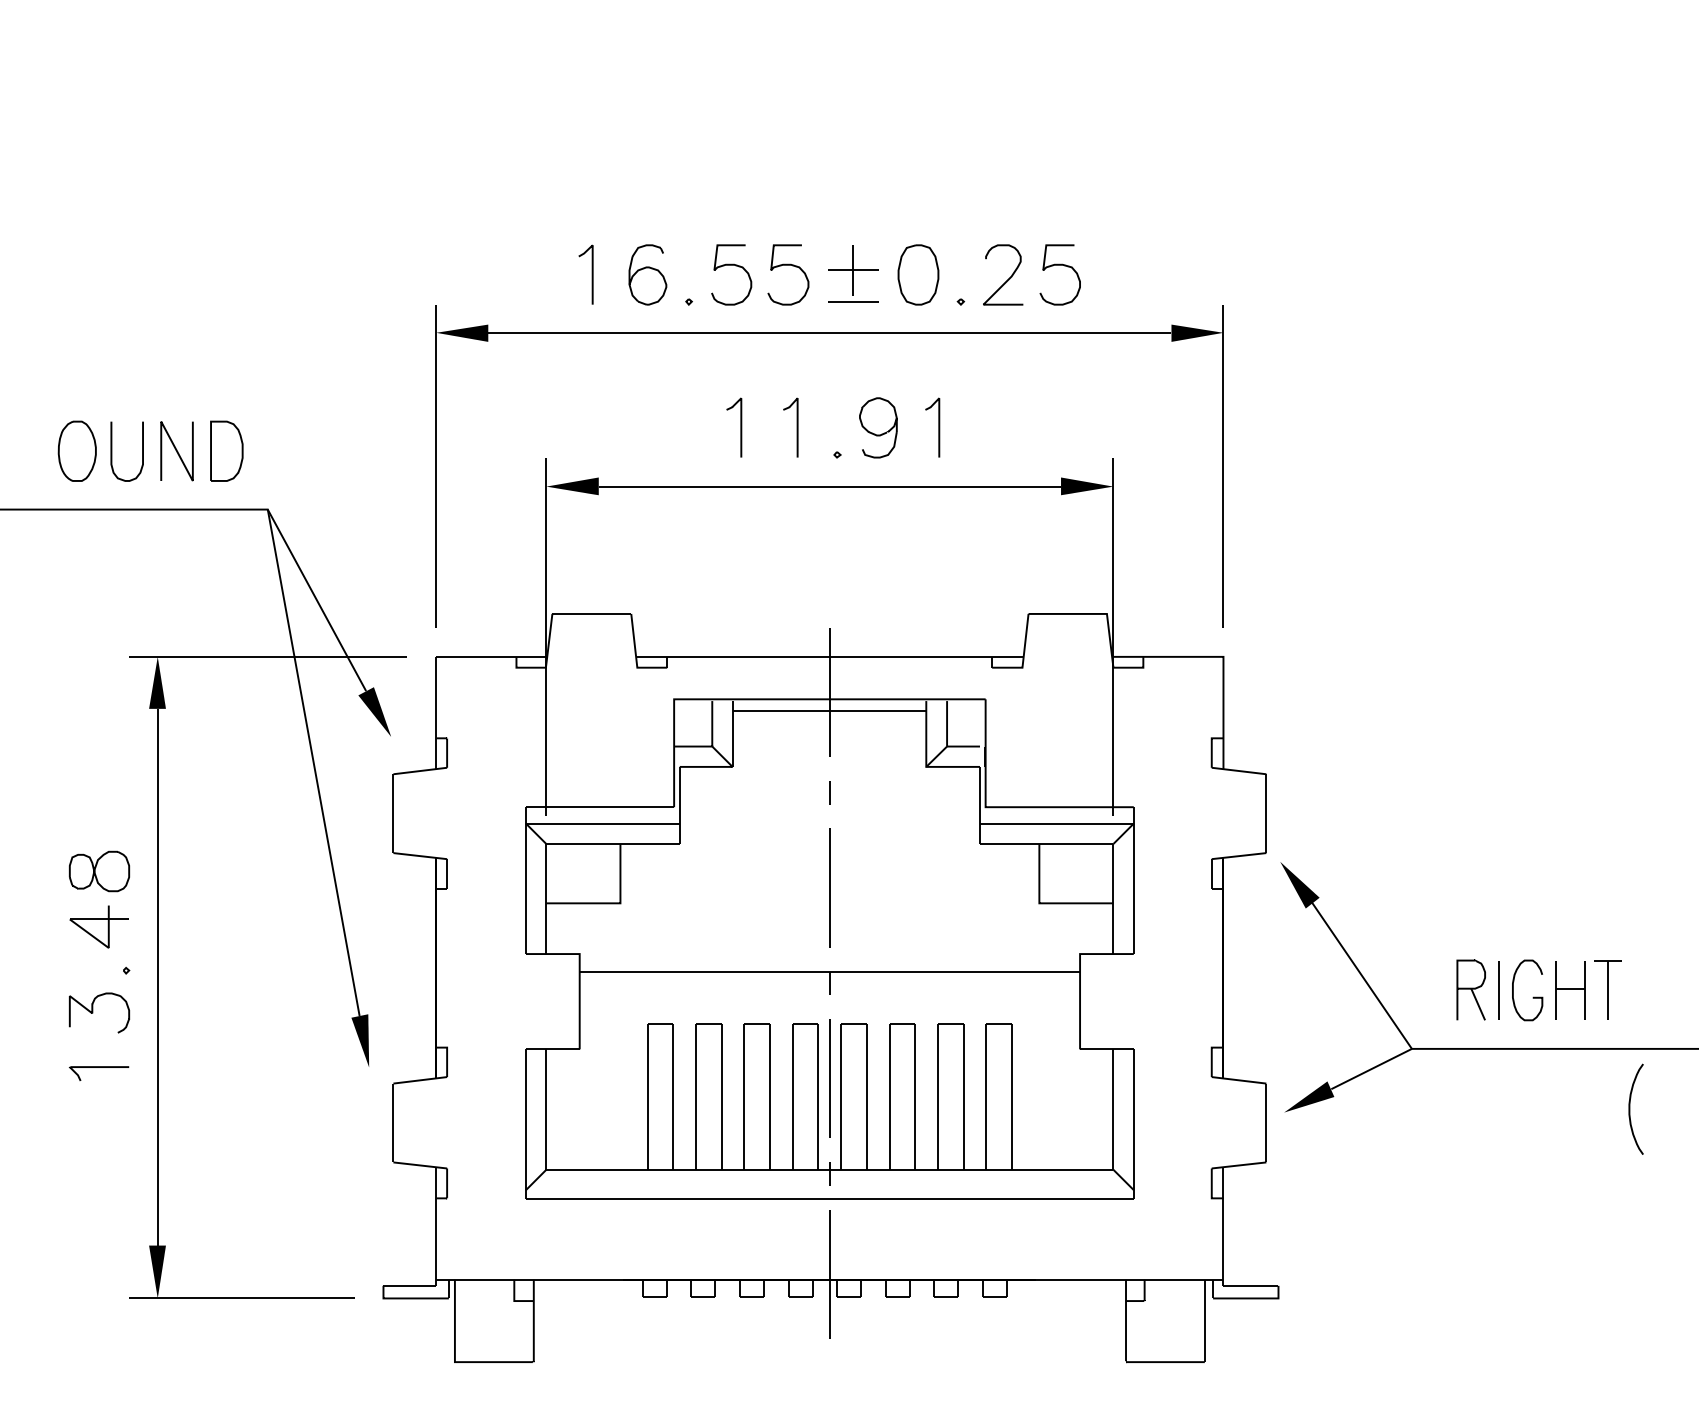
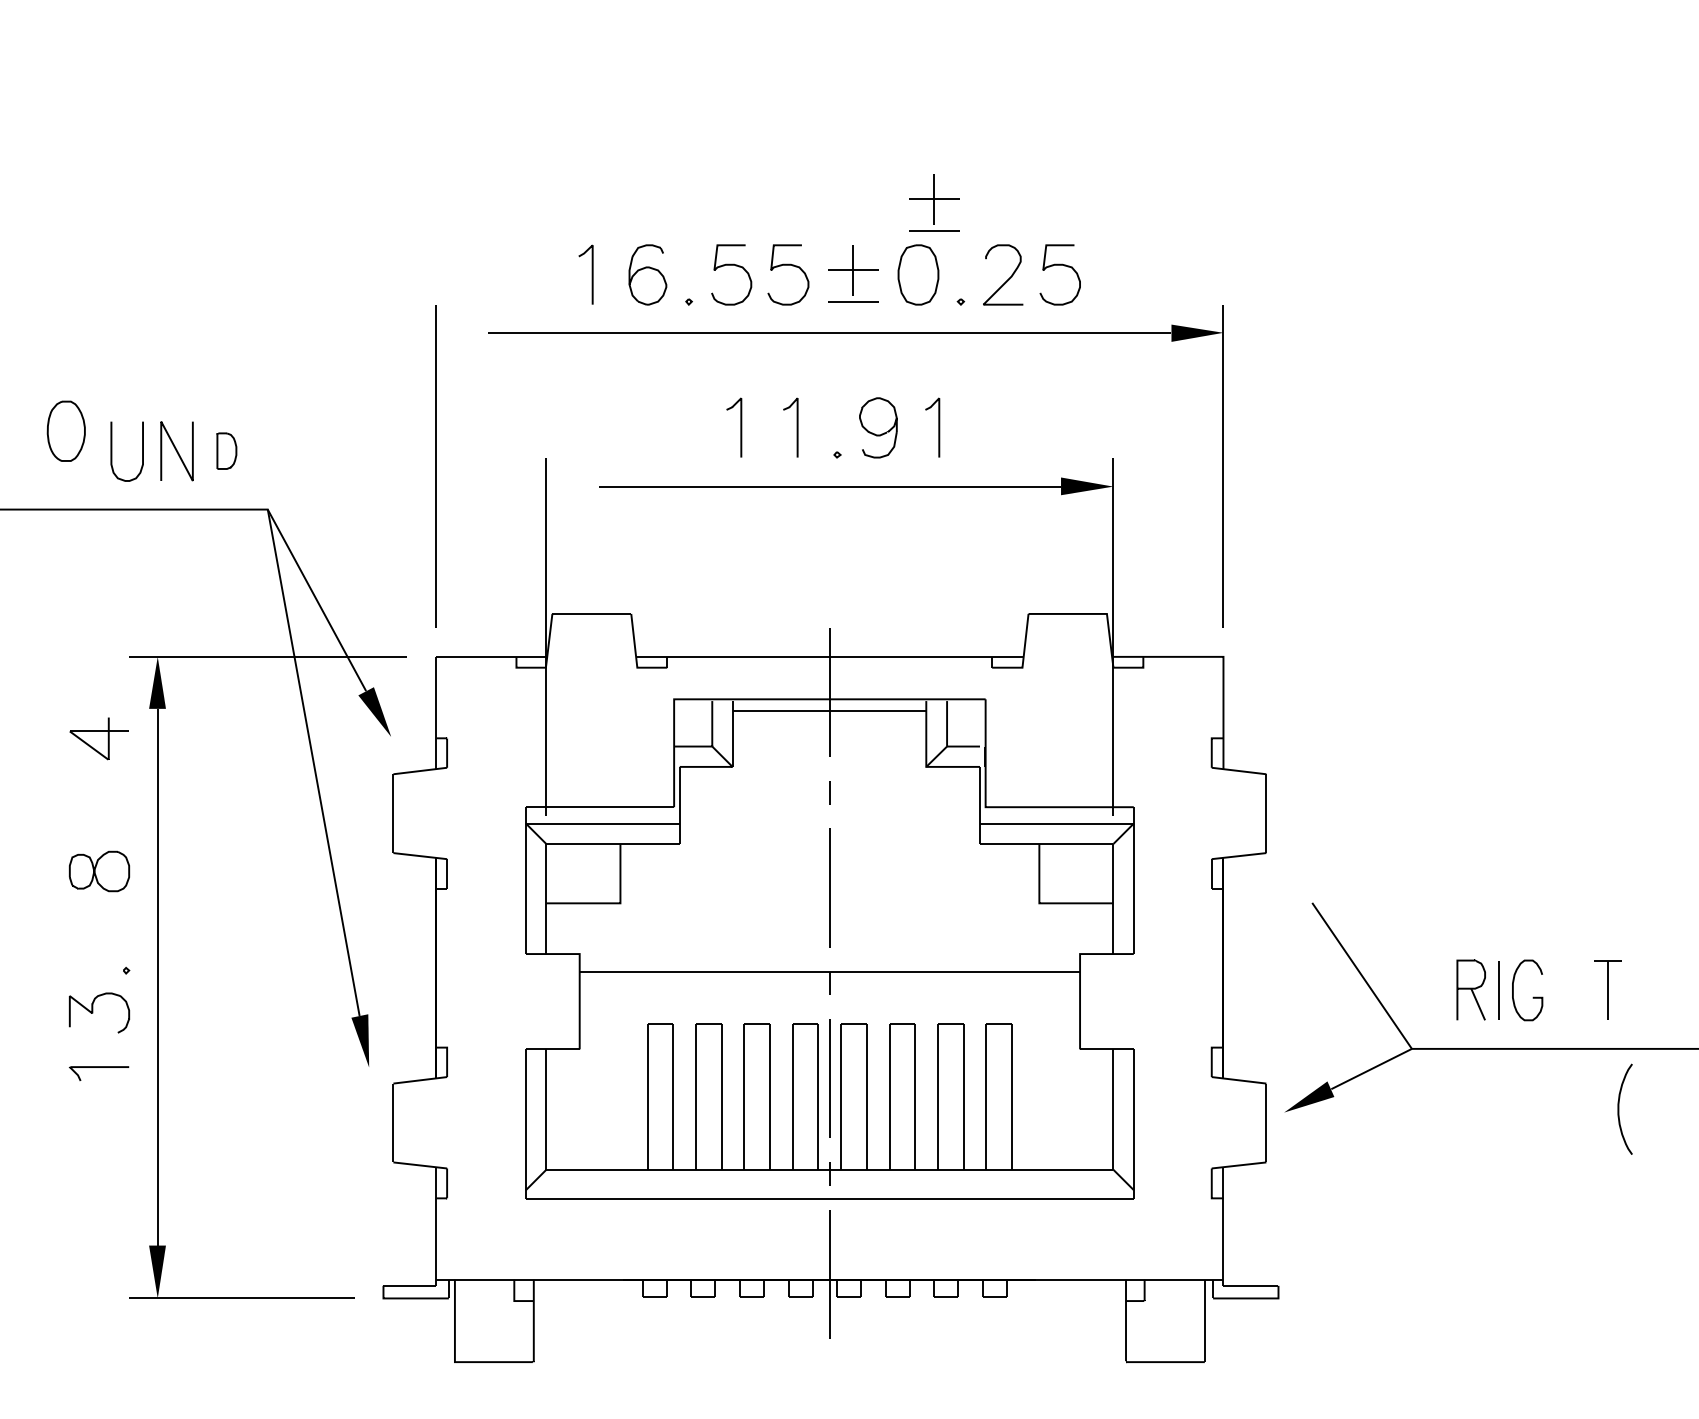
part: none -> present (934, 202)
fill: present -> none (462, 332)
part position: (76, 450) -> (65, 430) (65, 430)
part size: 34x62 px -> 22x38 px (226, 450)
fill: present -> none (572, 486)
fill: present -> none (1299, 884)
part position: (98, 926) -> (98, 738) (98, 738)
part: present -> none (1570, 990)
curve position: (1630, 1108) -> (1619, 1108) (1619, 1108)
